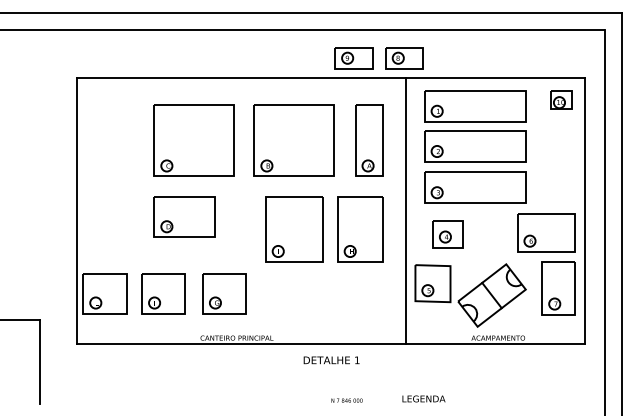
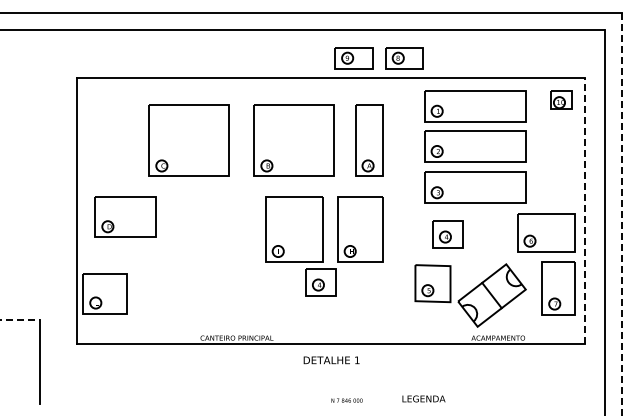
part position: (193, 140) -> (188, 140) (188, 140)
line: present -> none (406, 210)
line: solid -> dashed (585, 210)
line: solid -> dashed (621, 214)
part position: (184, 216) -> (125, 216) (125, 216)
part: none -> present (320, 282)
part: present -> none (163, 293)
part: present -> none (224, 293)
line: solid -> dashed (20, 319)
